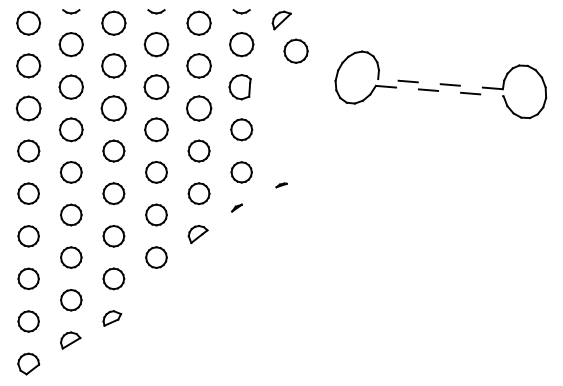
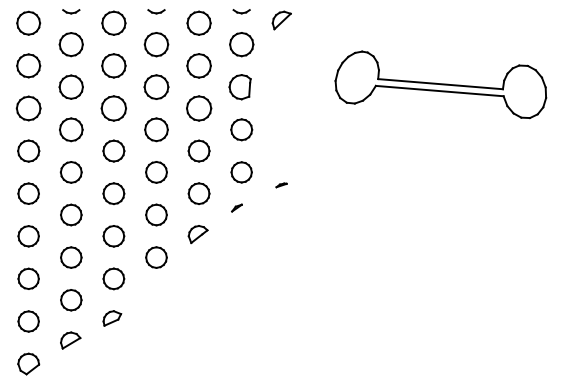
part: present -> none (295, 50)
line: dashed -> solid (440, 84)
line: dashed -> solid (440, 91)
